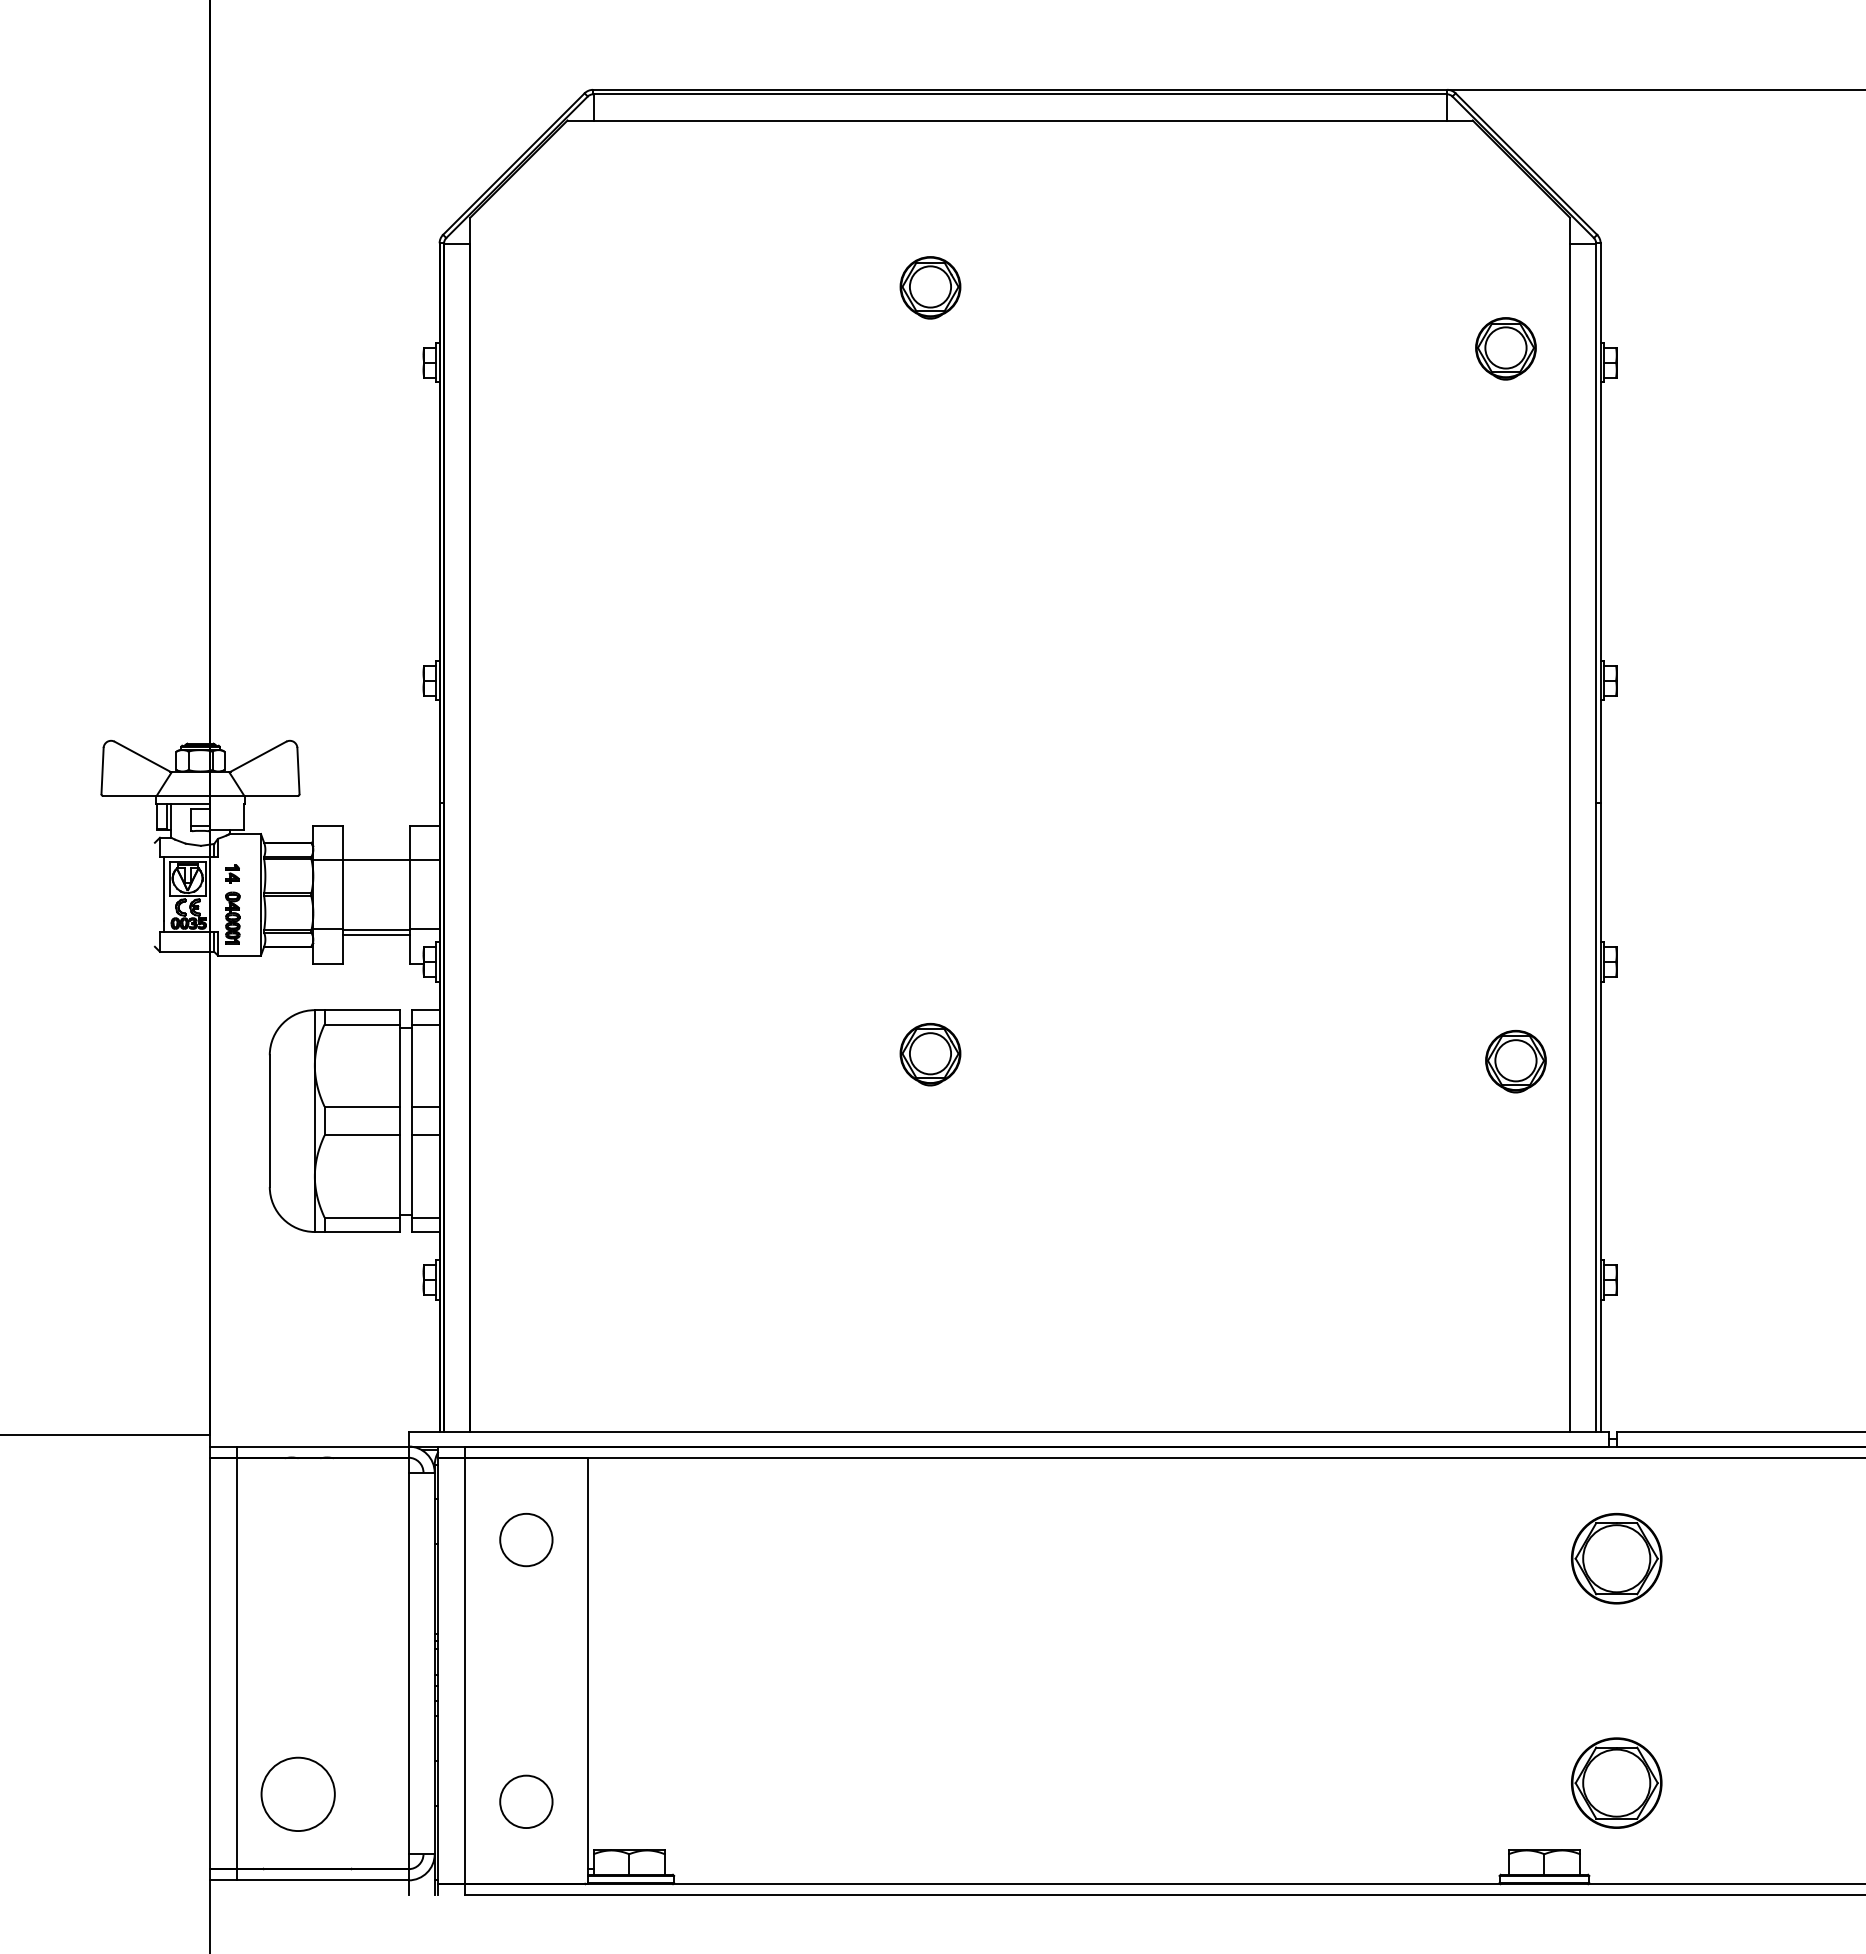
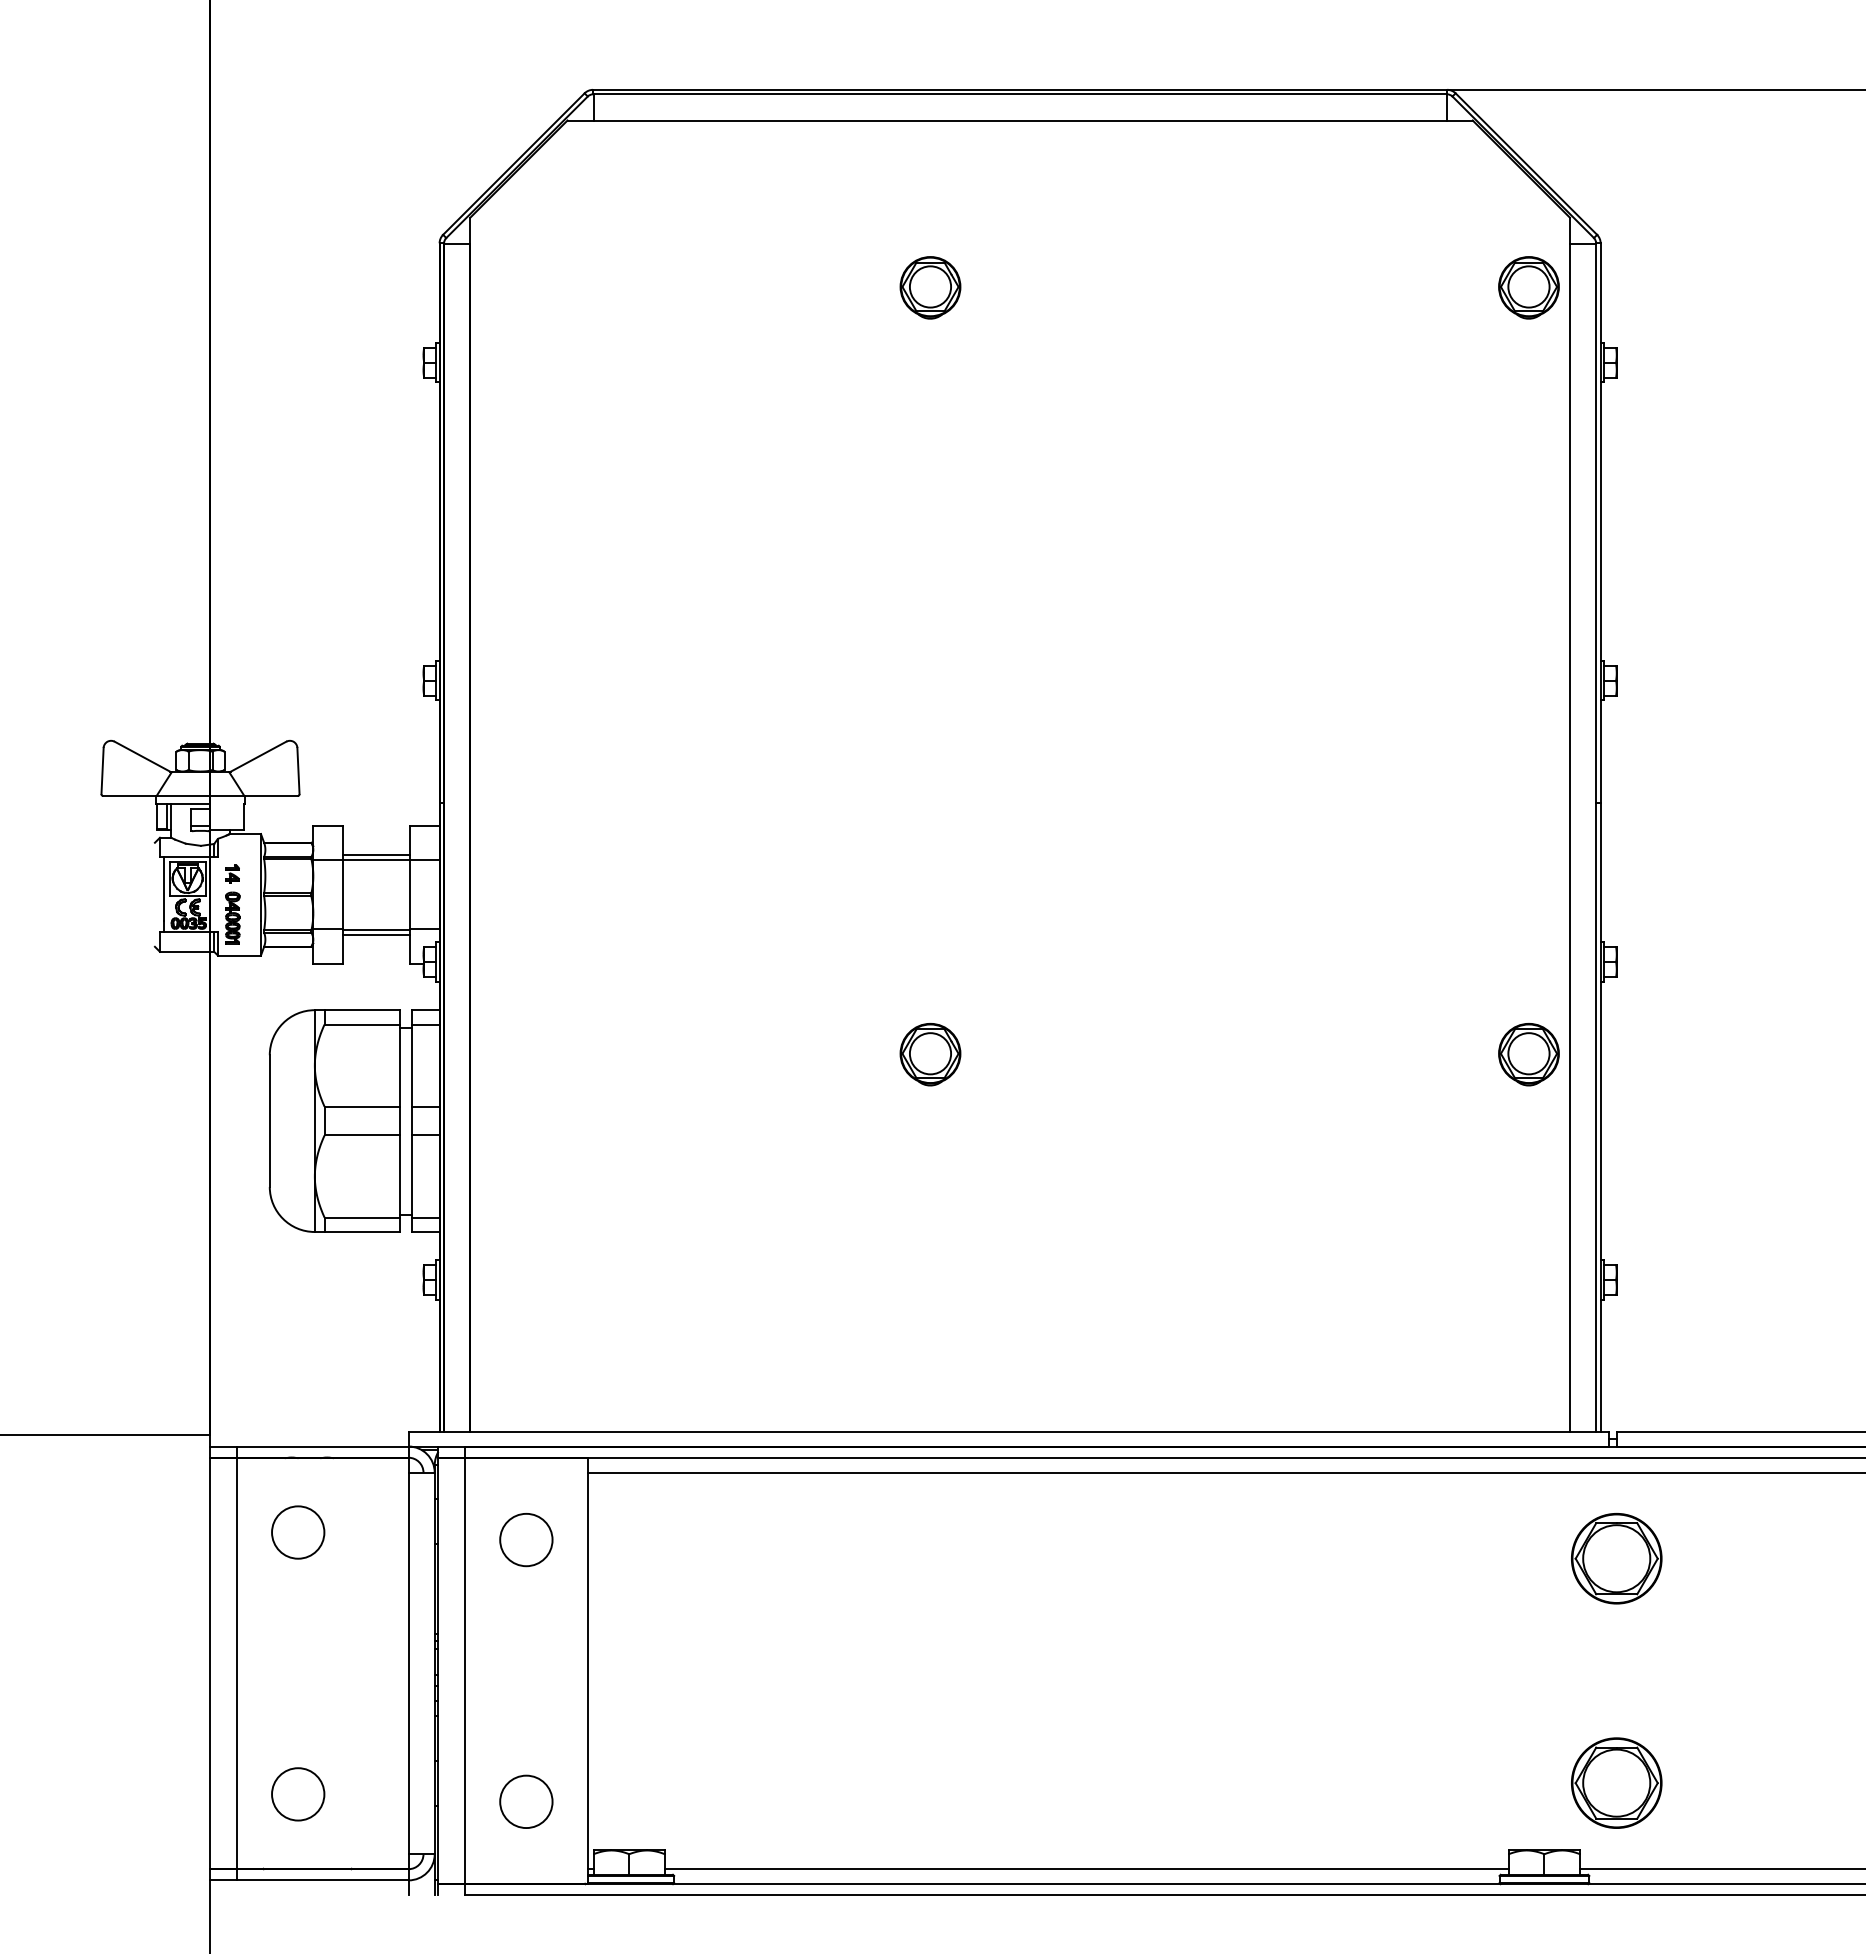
part position: (1505, 348) -> (1528, 287) (1528, 287)
line: none -> present (376, 854)
part position: (1515, 1061) -> (1528, 1054) (1528, 1054)
line: none -> present (1225, 1472)
circle: none -> present (298, 1532)
circle diameter: 73 px -> 52 px (298, 1794)
line: none -> present (1086, 1869)
line: none -> present (1721, 1869)
